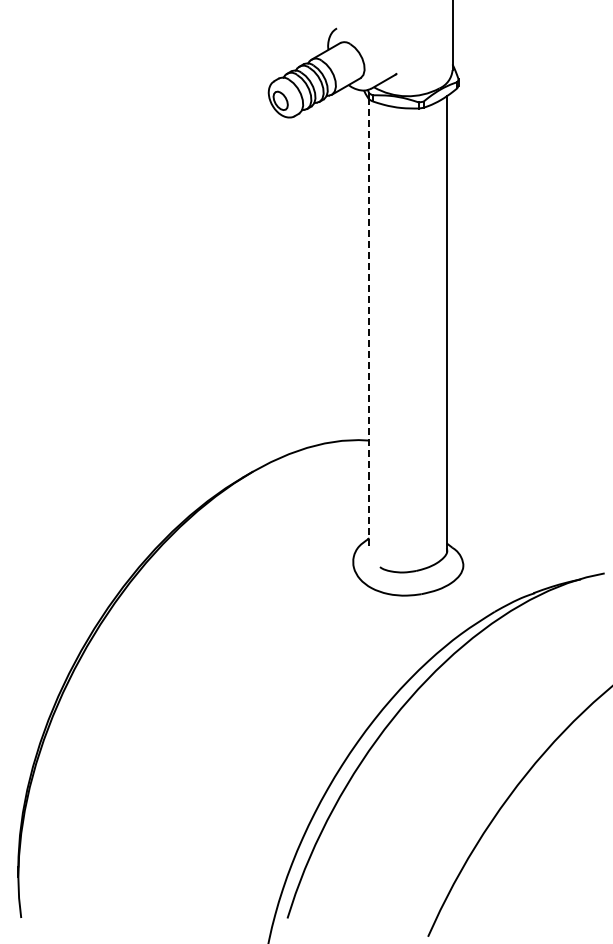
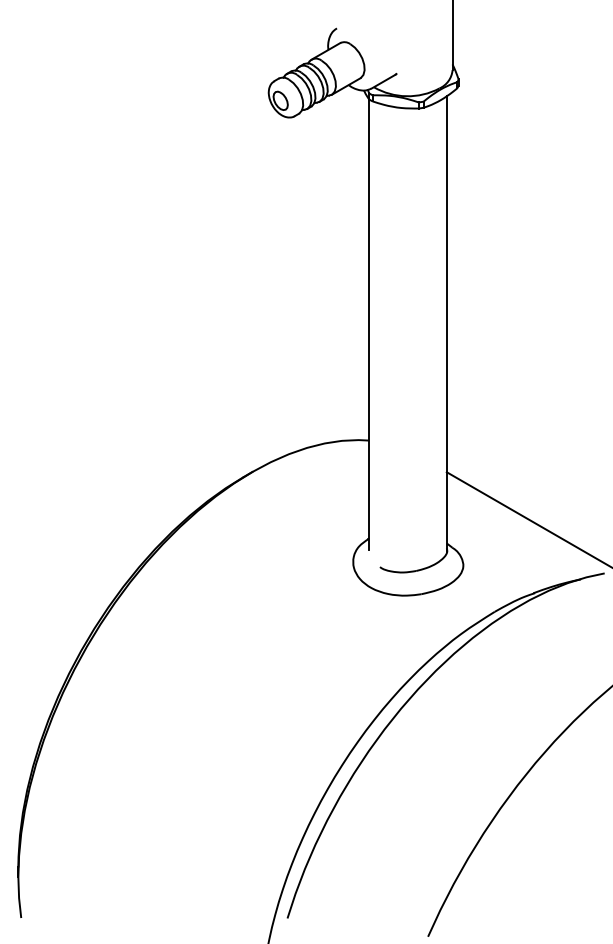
line: dashed -> solid (368, 324)
line: none -> present (527, 519)
